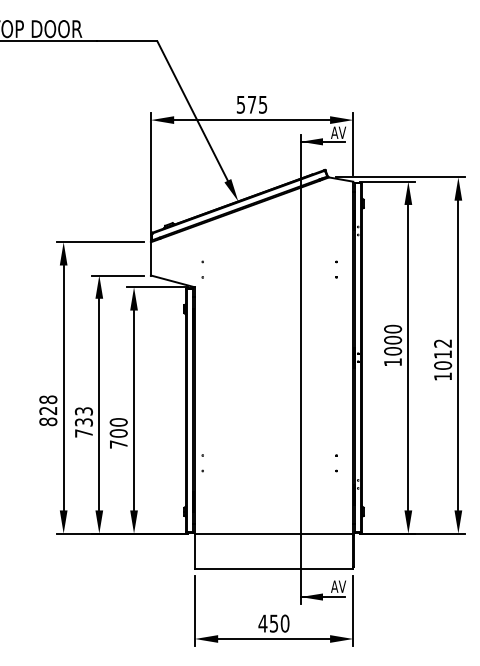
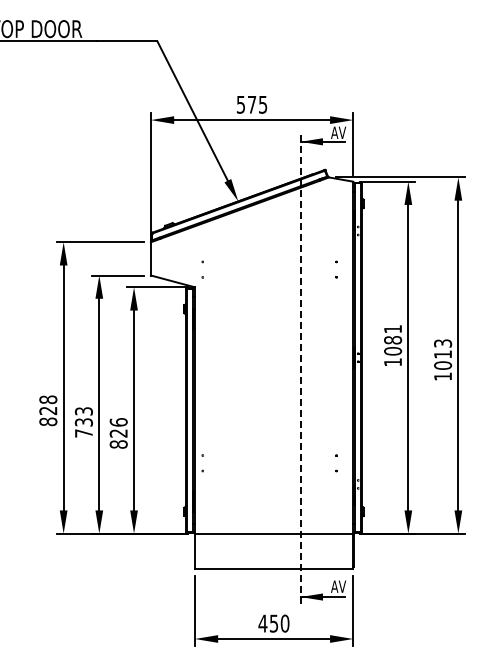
text: 1000 -> 1081 (393, 334)
text: 1012 -> 1013 (443, 343)
line: solid -> dashed (300, 369)
text: 700 -> 826 (118, 433)
